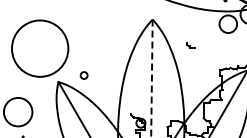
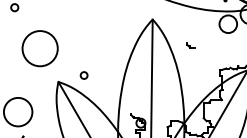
circle: none -> present (14, 7)
circle diameter: 56 px -> 35 px (39, 48)
line: dashed -> solid (151, 78)
